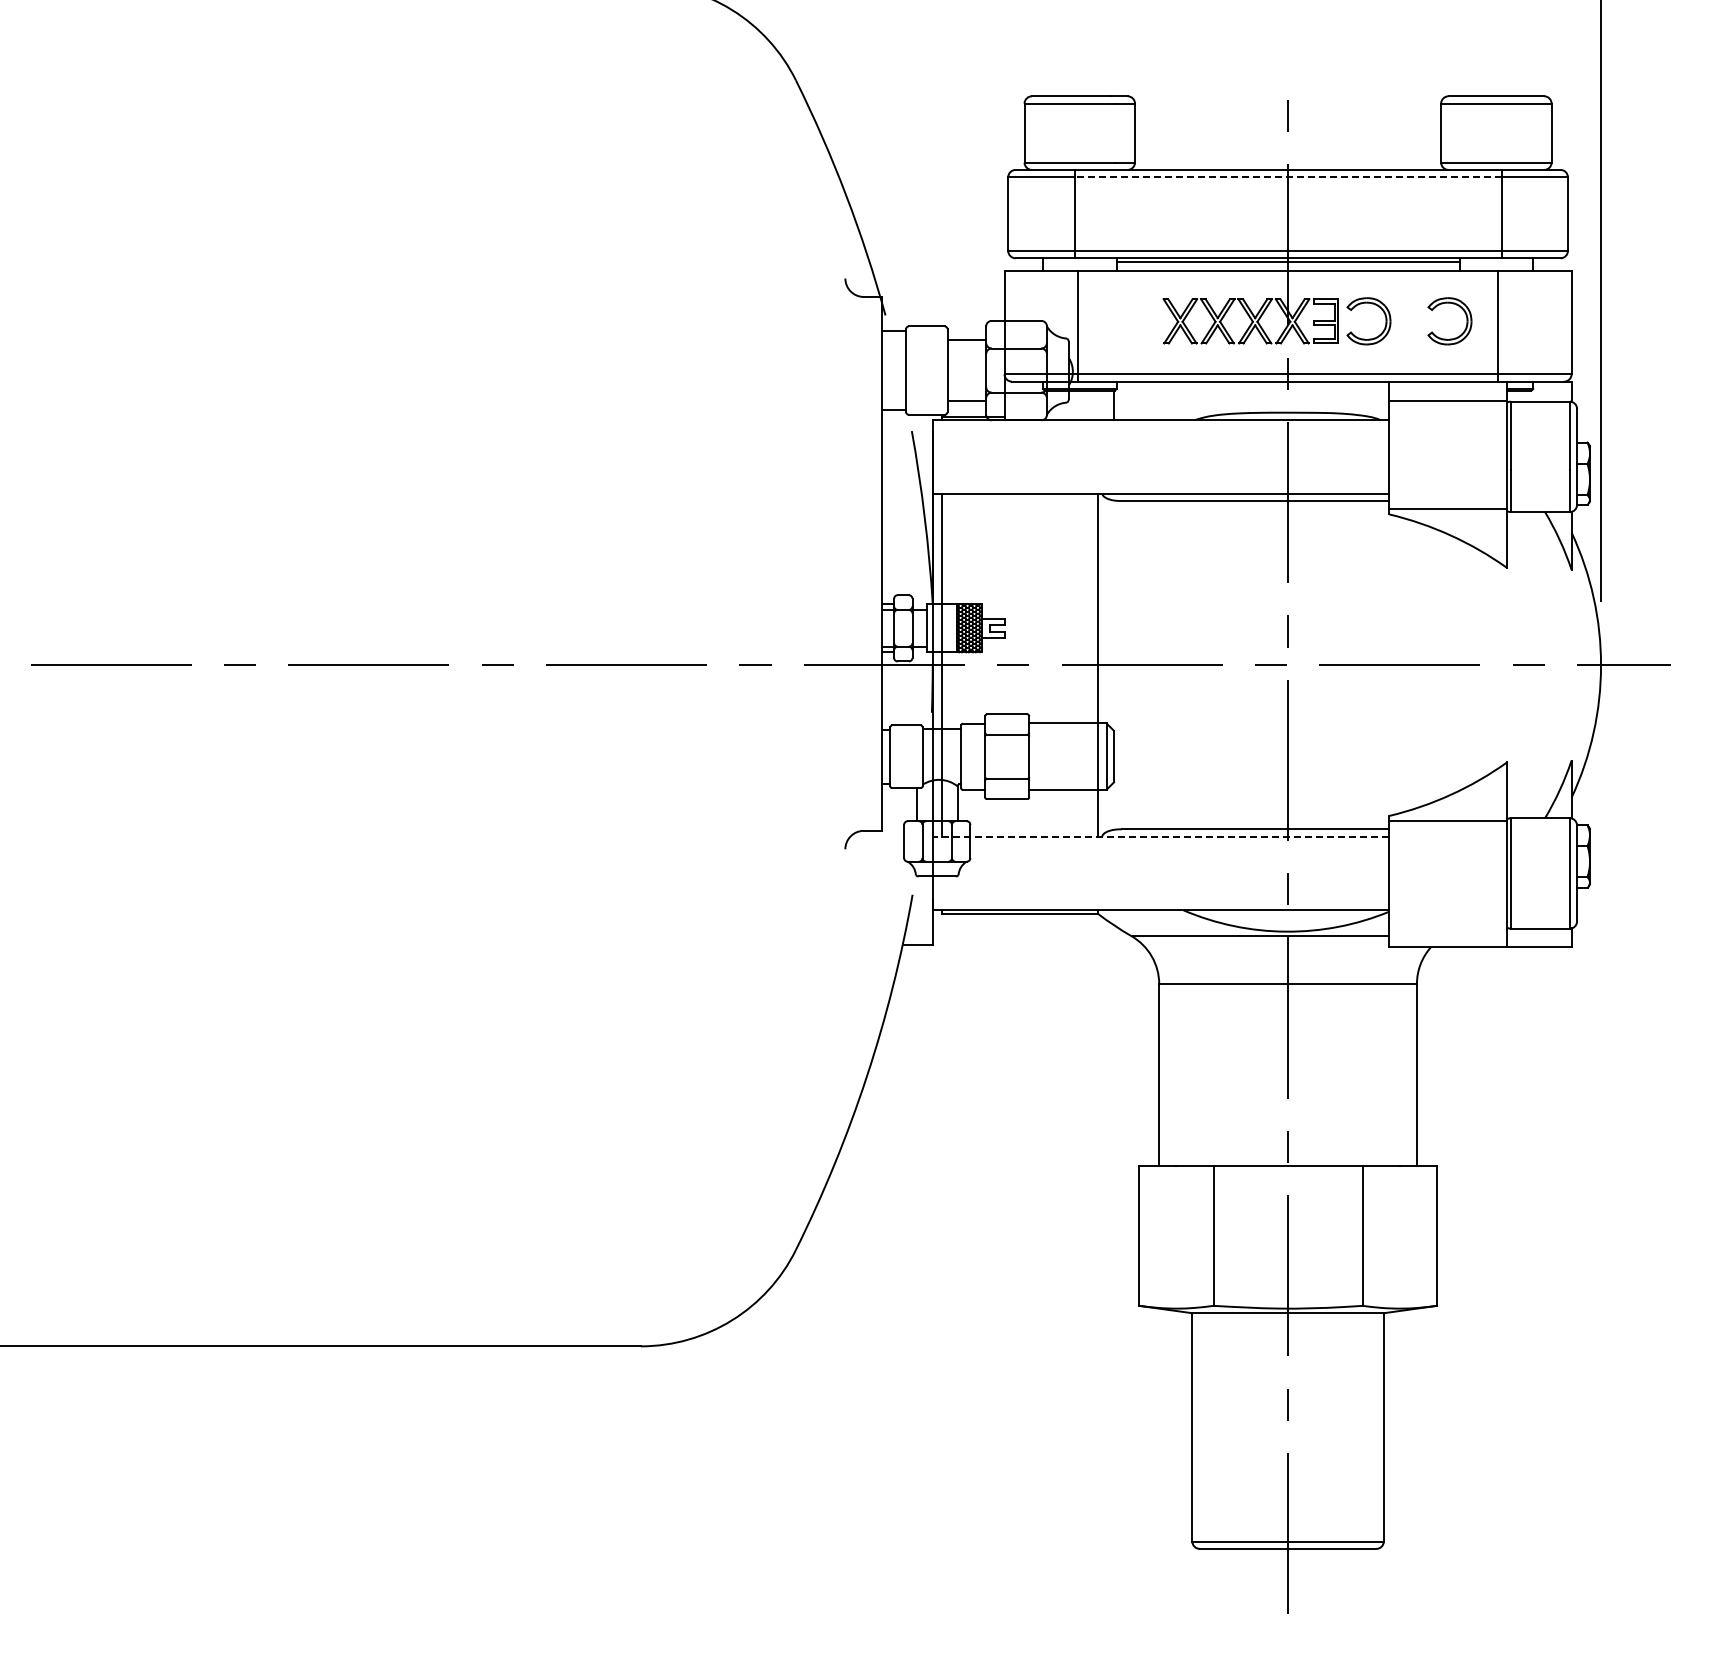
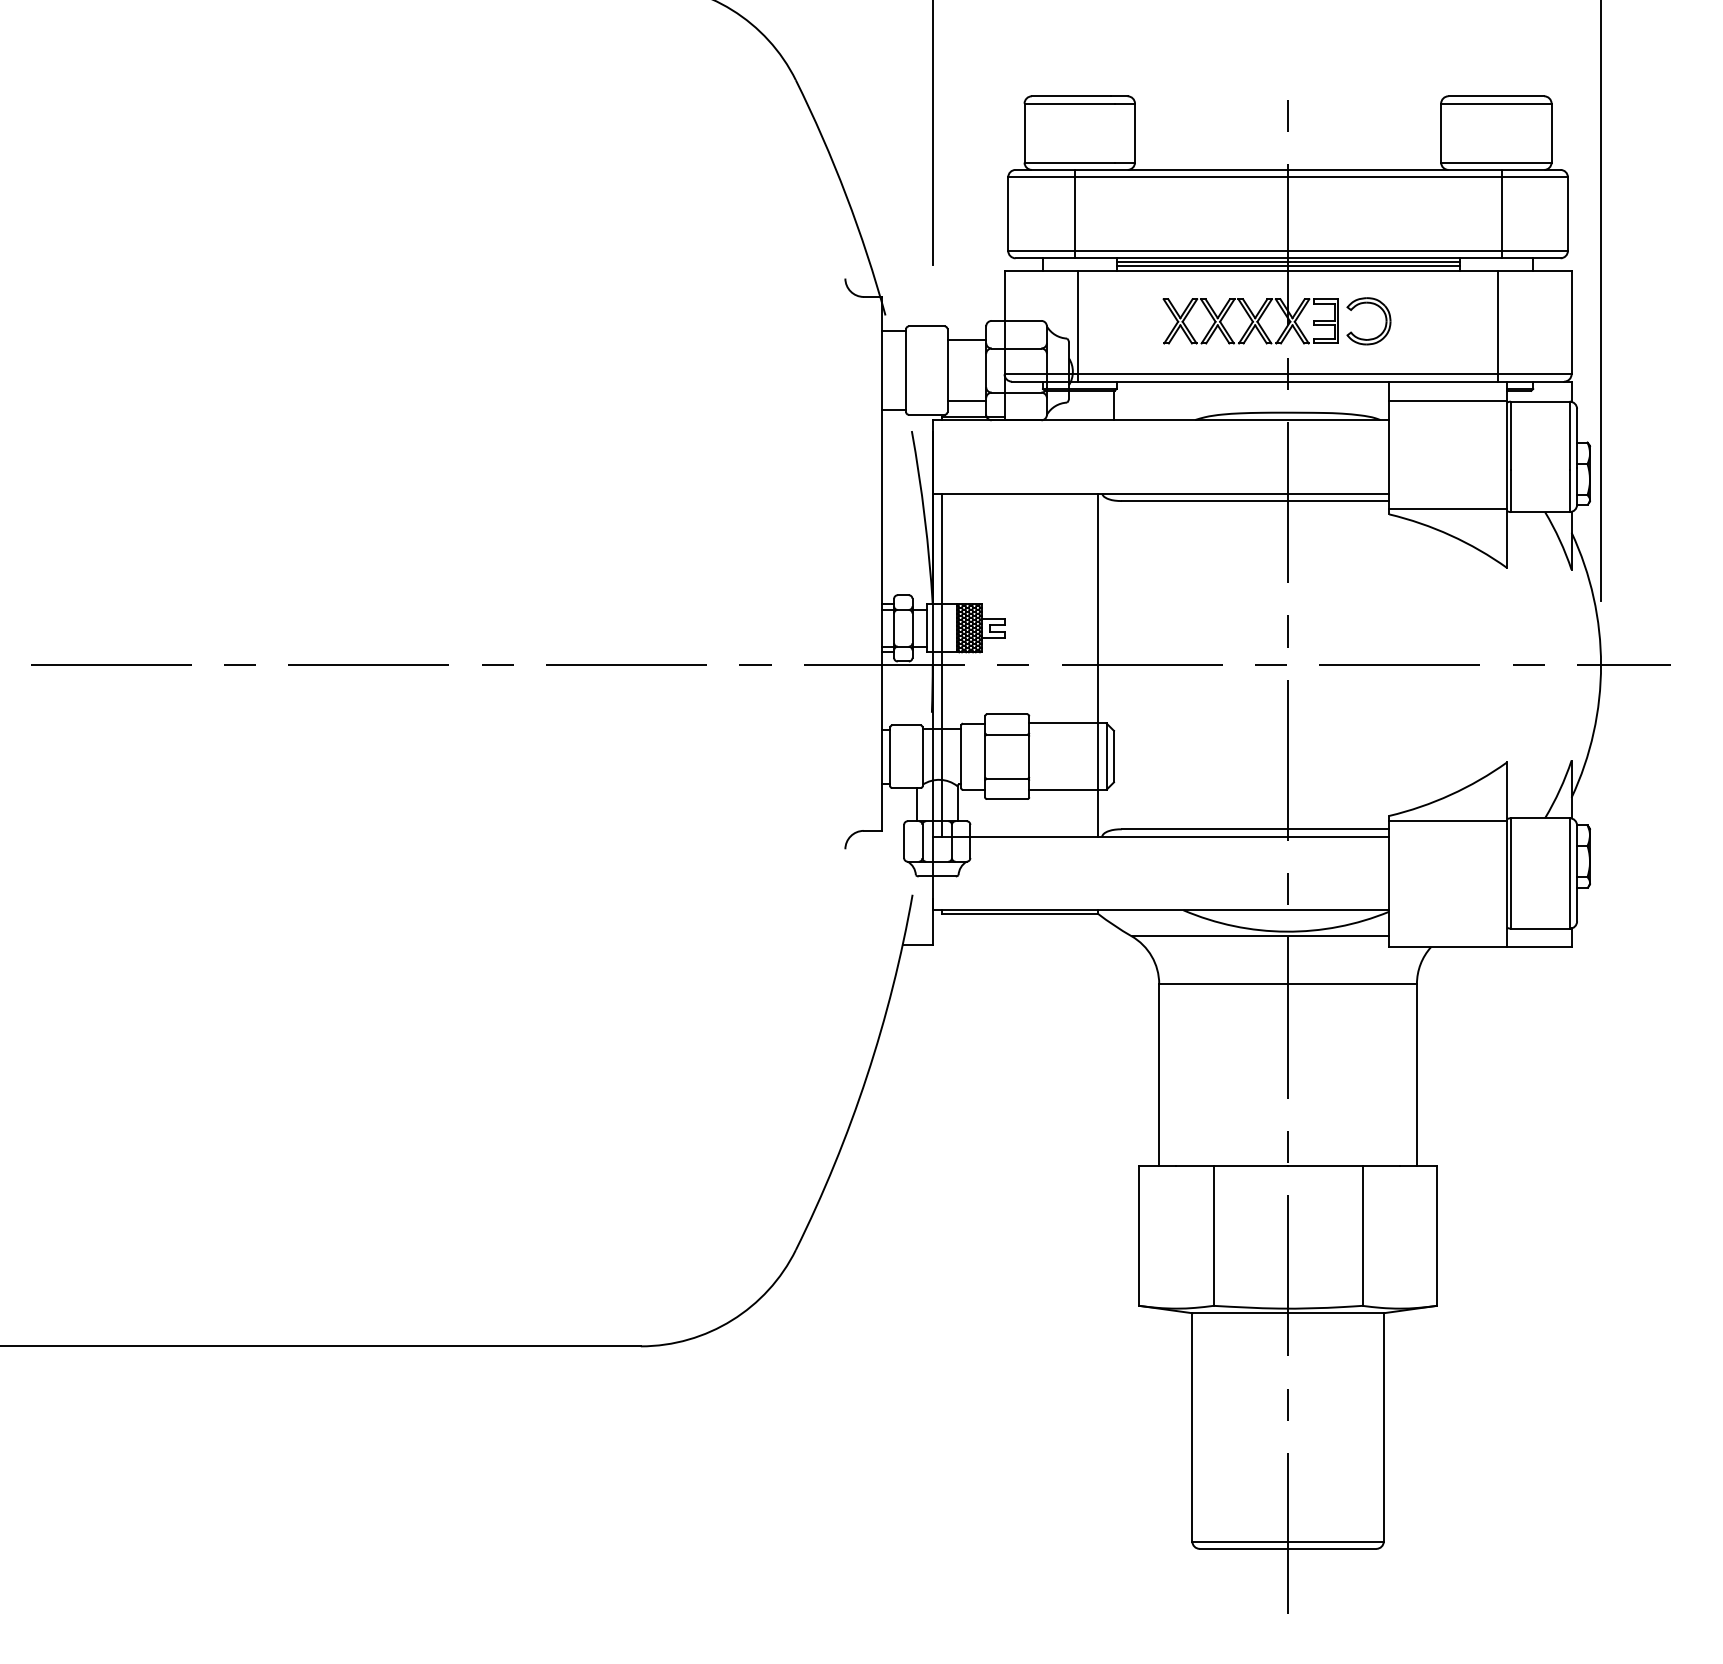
line: none -> present (932, 133)
line: dashed -> solid (1288, 177)
line: none -> present (1287, 265)
part: present -> none (1461, 333)
line: dashed -> solid (1160, 836)
